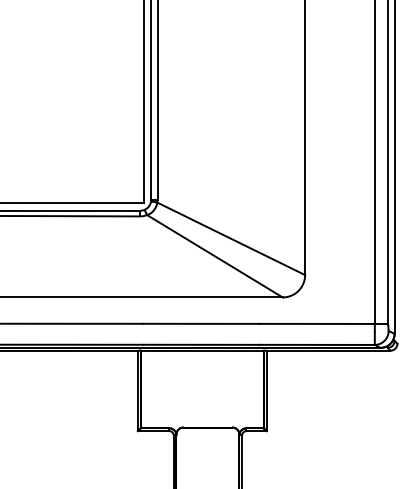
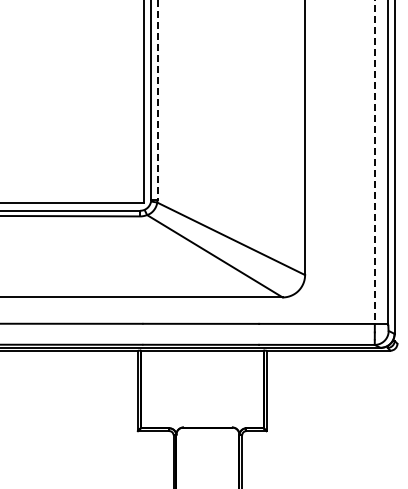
line: solid -> dashed (157, 100)
line: solid -> dashed (374, 162)
